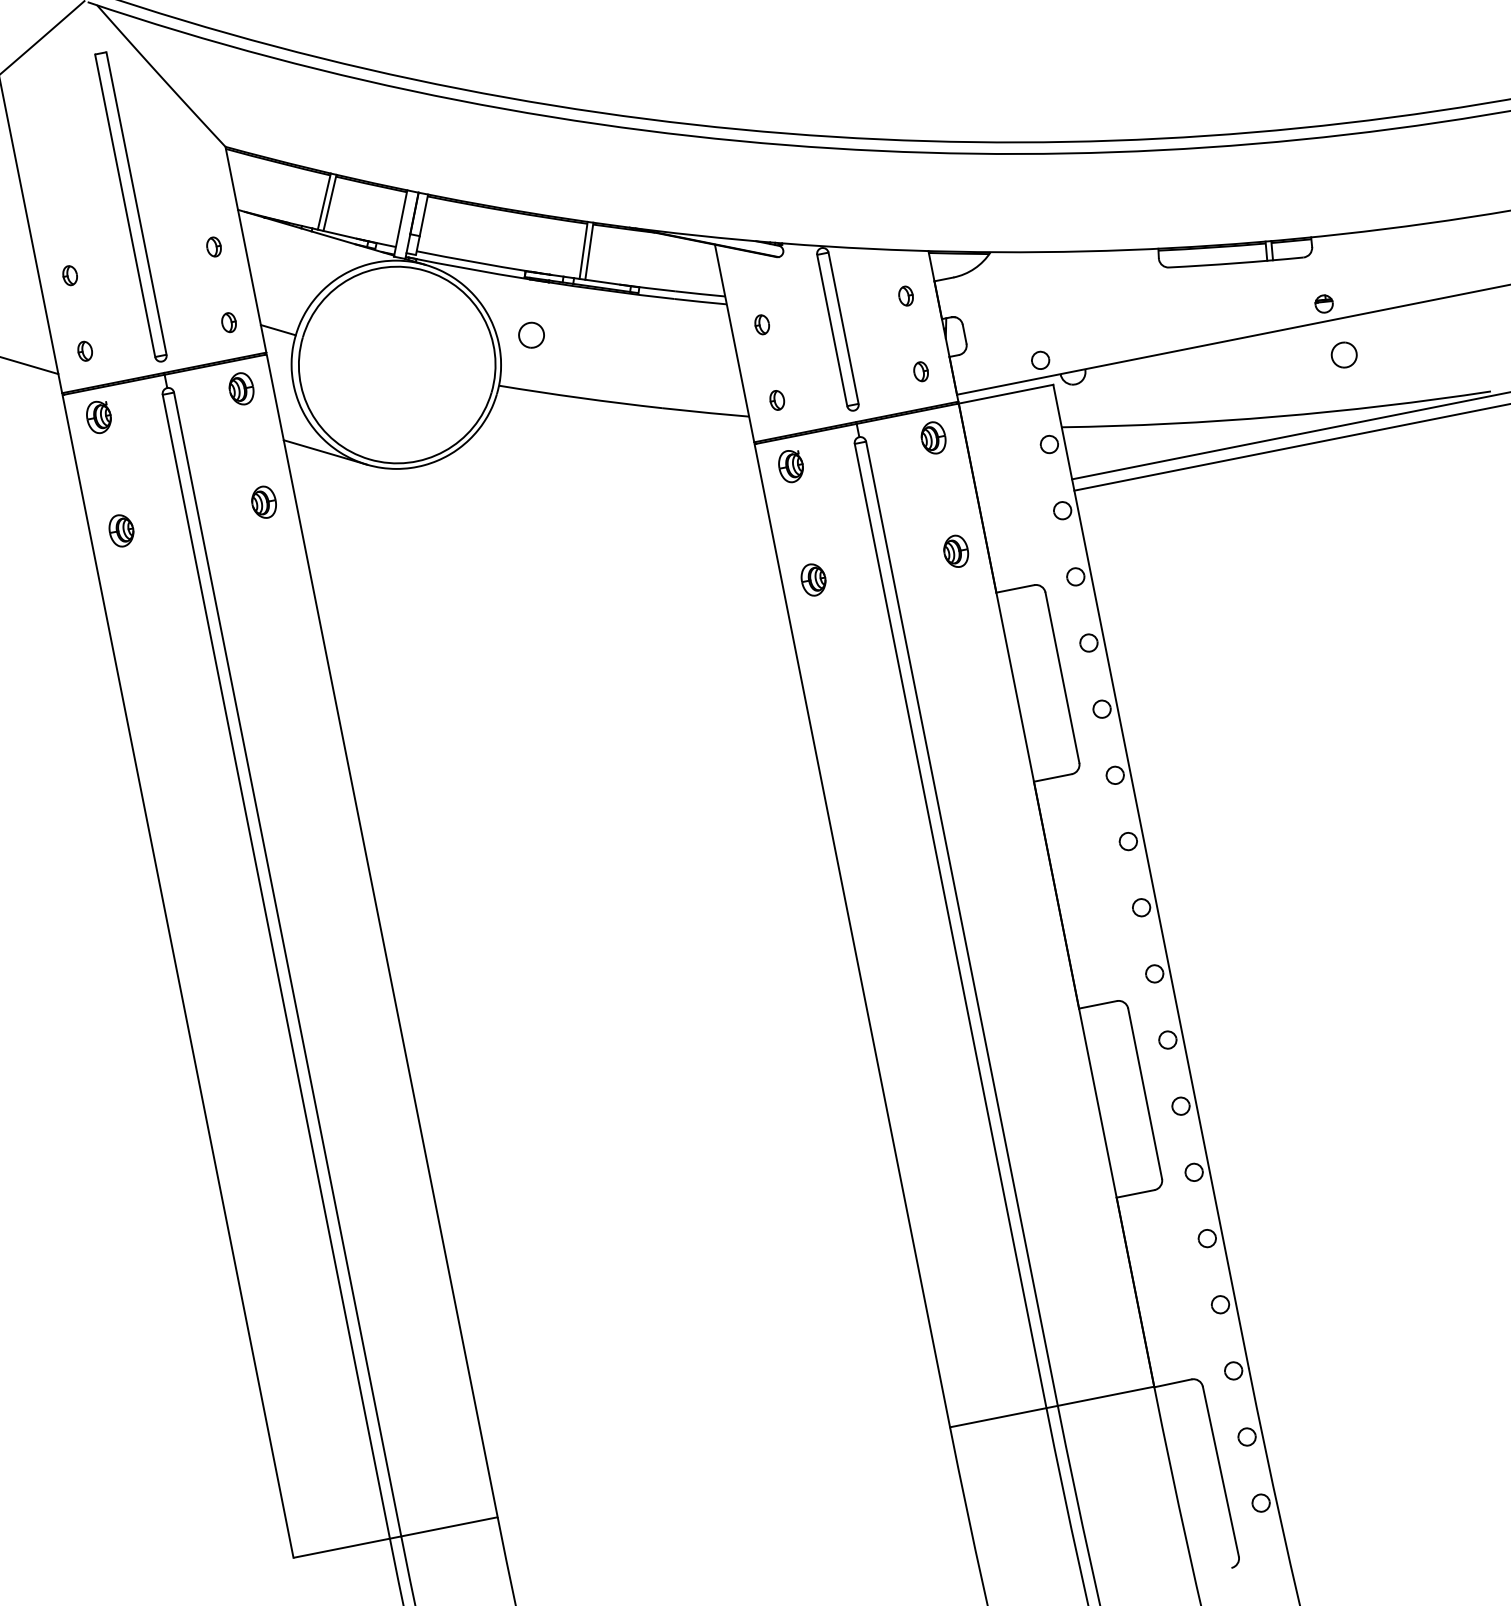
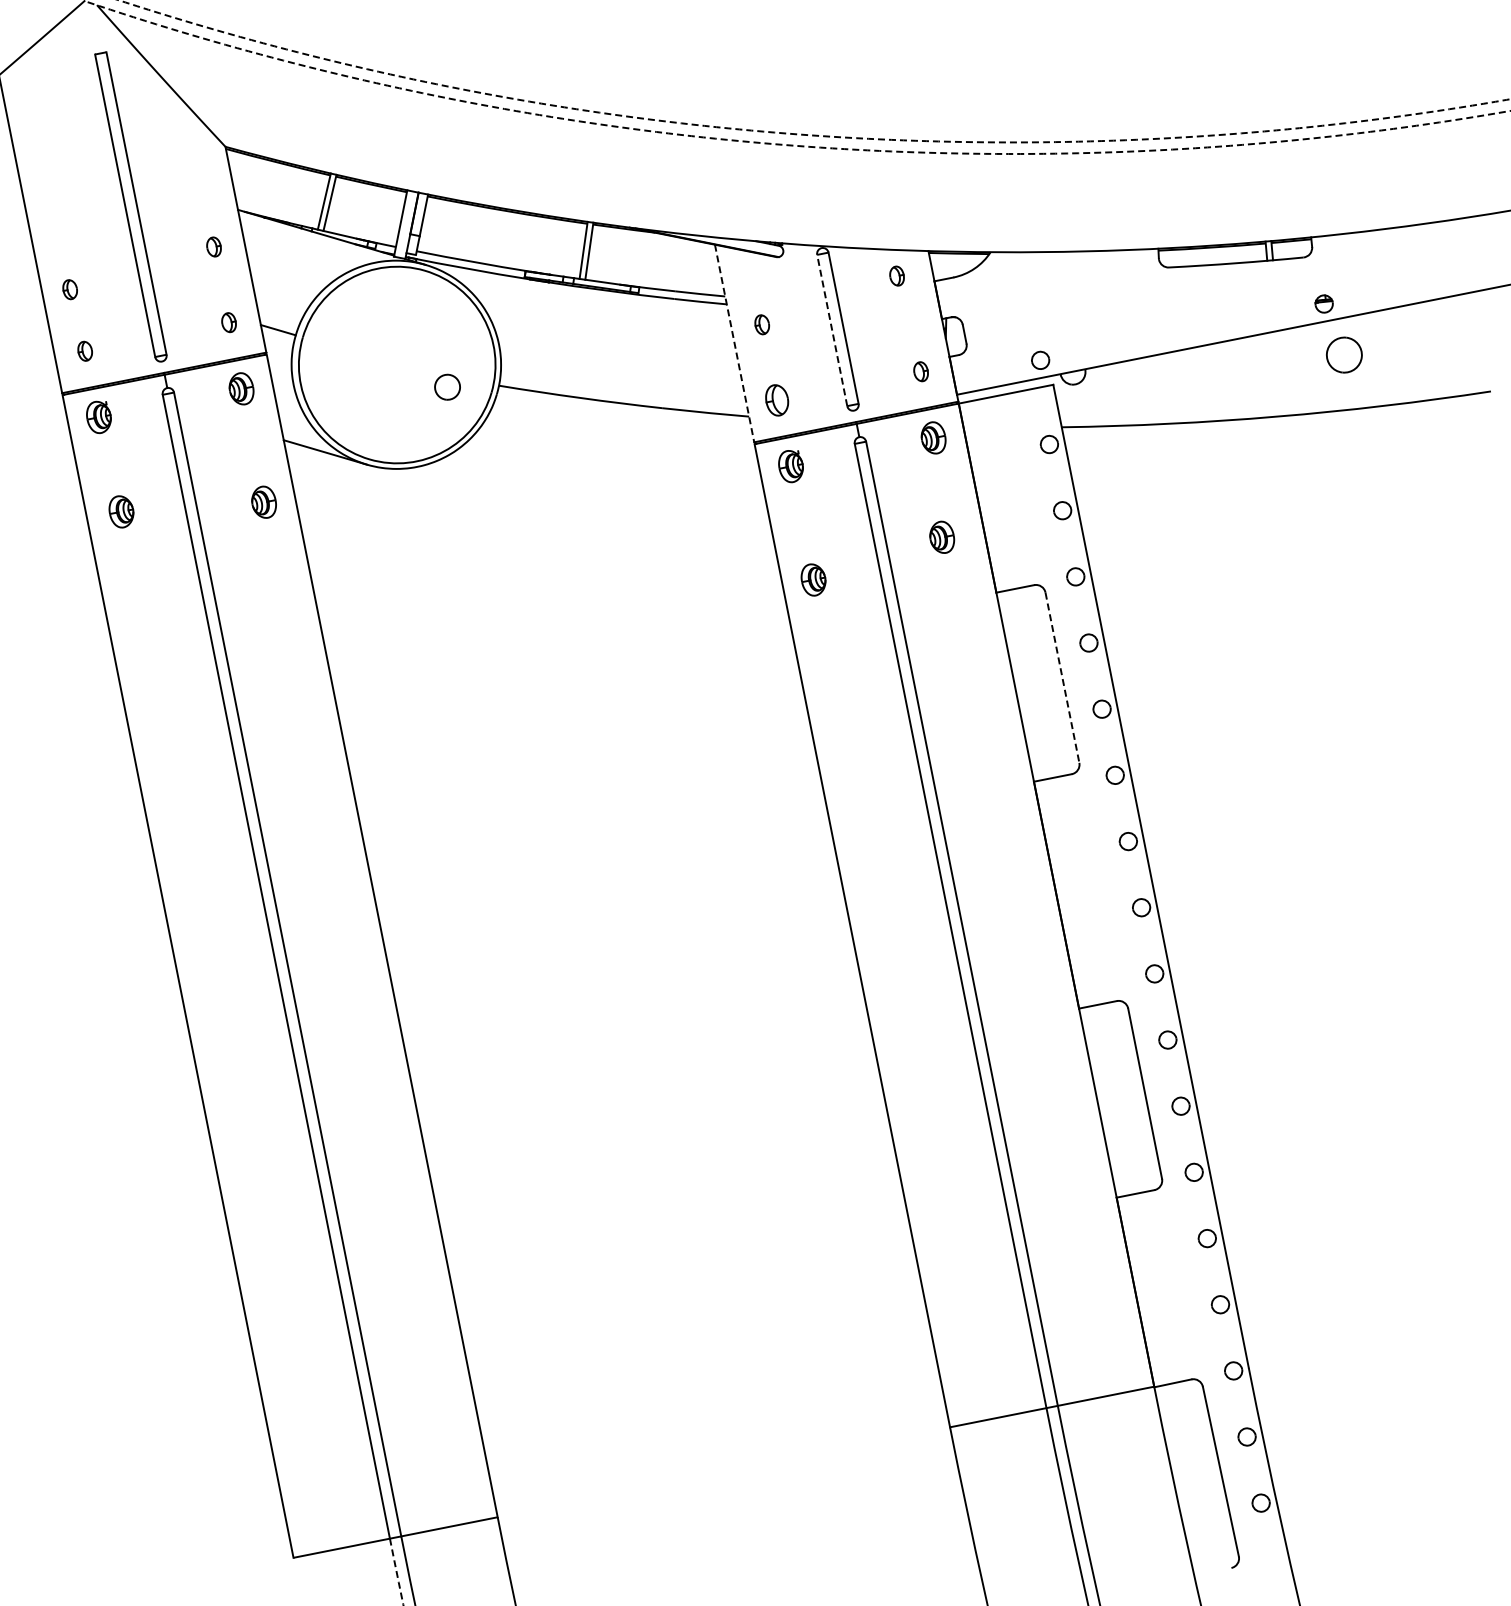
arc: solid -> dashed (807, 135)
arc: solid -> dashed (790, 145)
part position: (69, 275) -> (69, 289) (69, 289)
part position: (905, 295) -> (896, 275) (896, 275)
line: solid -> dashed (832, 330)
part position: (531, 334) -> (447, 386) (447, 386)
line: solid -> dashed (734, 343)
part size: 28x28 px -> 37x38 px (1344, 354)
line: present -> none (30, 365)
part size: 17x21 px -> 25x33 px (777, 400)
line: present -> none (1289, 435)
line: present -> none (1290, 447)
part position: (121, 530) -> (121, 511) (121, 511)
part position: (956, 550) -> (942, 536) (942, 536)
line: solid -> dashed (1062, 677)
arc: solid -> dashed (396, 1572)
